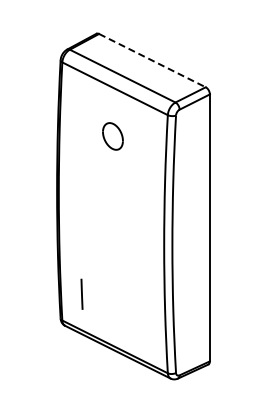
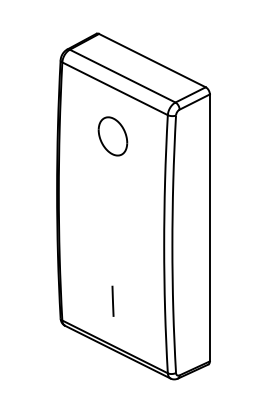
line: dashed -> solid (152, 60)
part size: 22x29 px -> 32x41 px (112, 136)
line position: (81, 293) -> (112, 300) (112, 300)
